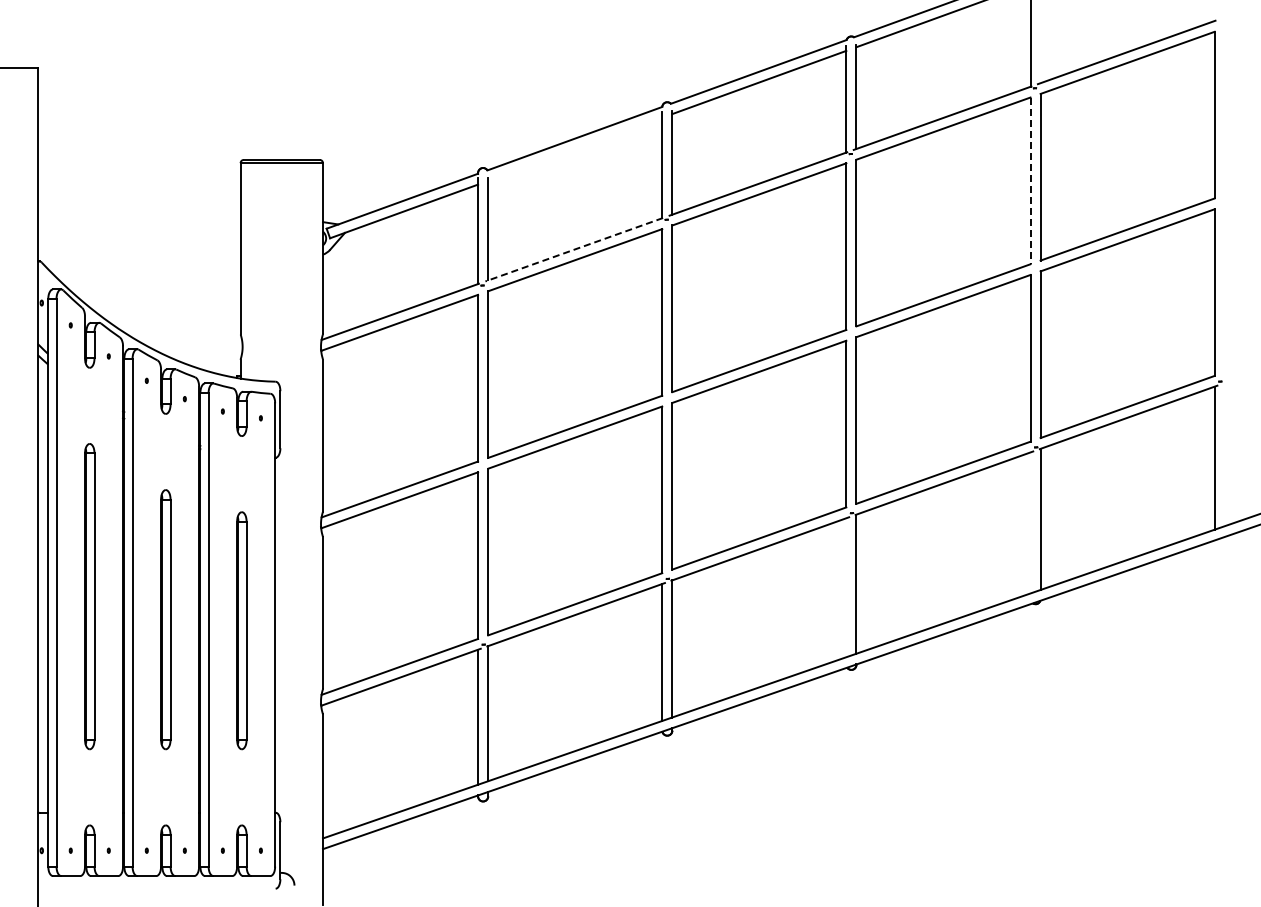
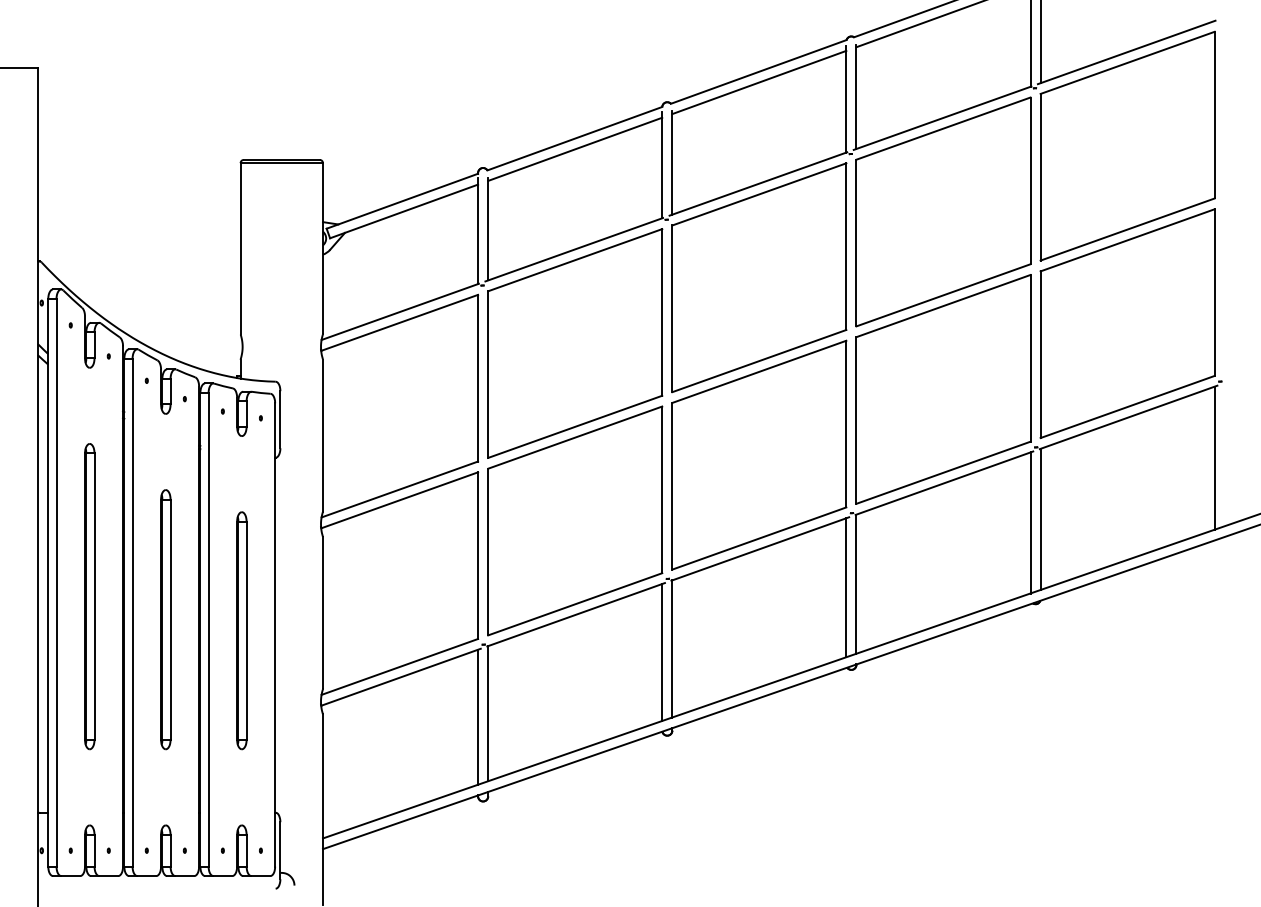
line: none -> present (1040, 42)
line: none -> present (575, 148)
line: dashed -> solid (1030, 181)
line: dashed -> solid (573, 249)
line: none -> present (1030, 522)
line: none -> present (846, 587)
